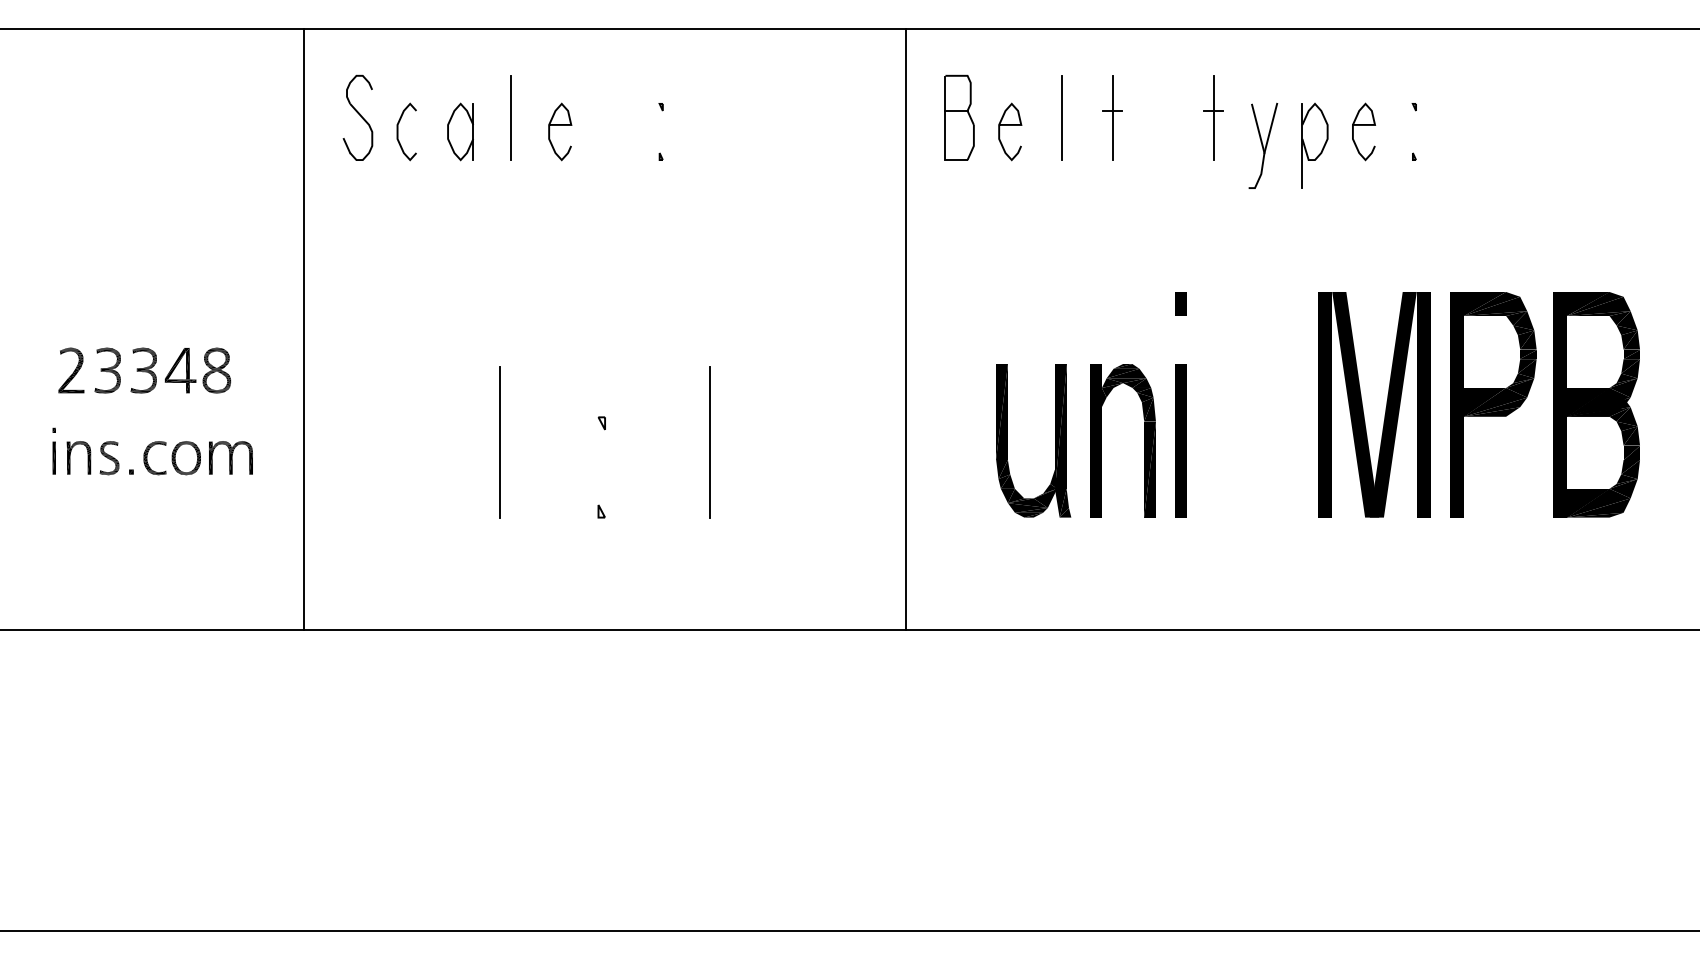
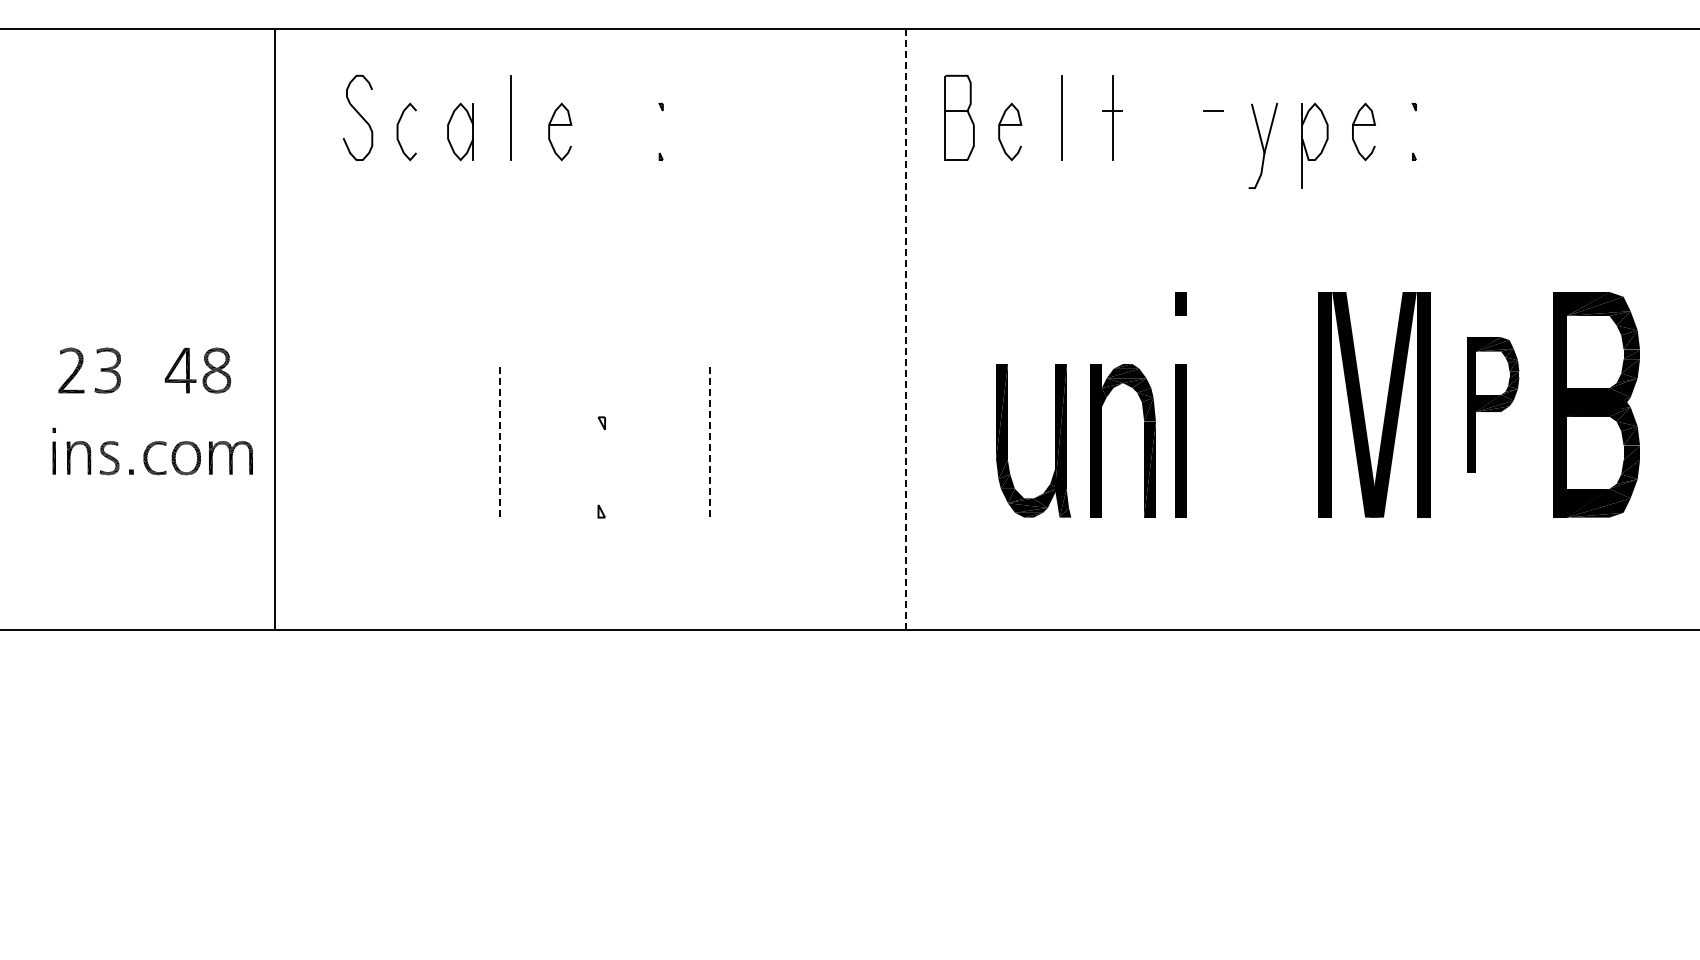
line: present -> none (1213, 117)
line position: (304, 329) -> (275, 329) (275, 329)
line: solid -> dashed (905, 329)
part: present -> none (143, 370)
part size: 87x226 px -> 53x136 px (1493, 404)
line: solid -> dashed (499, 442)
line: solid -> dashed (710, 442)
line: present -> none (849, 931)
